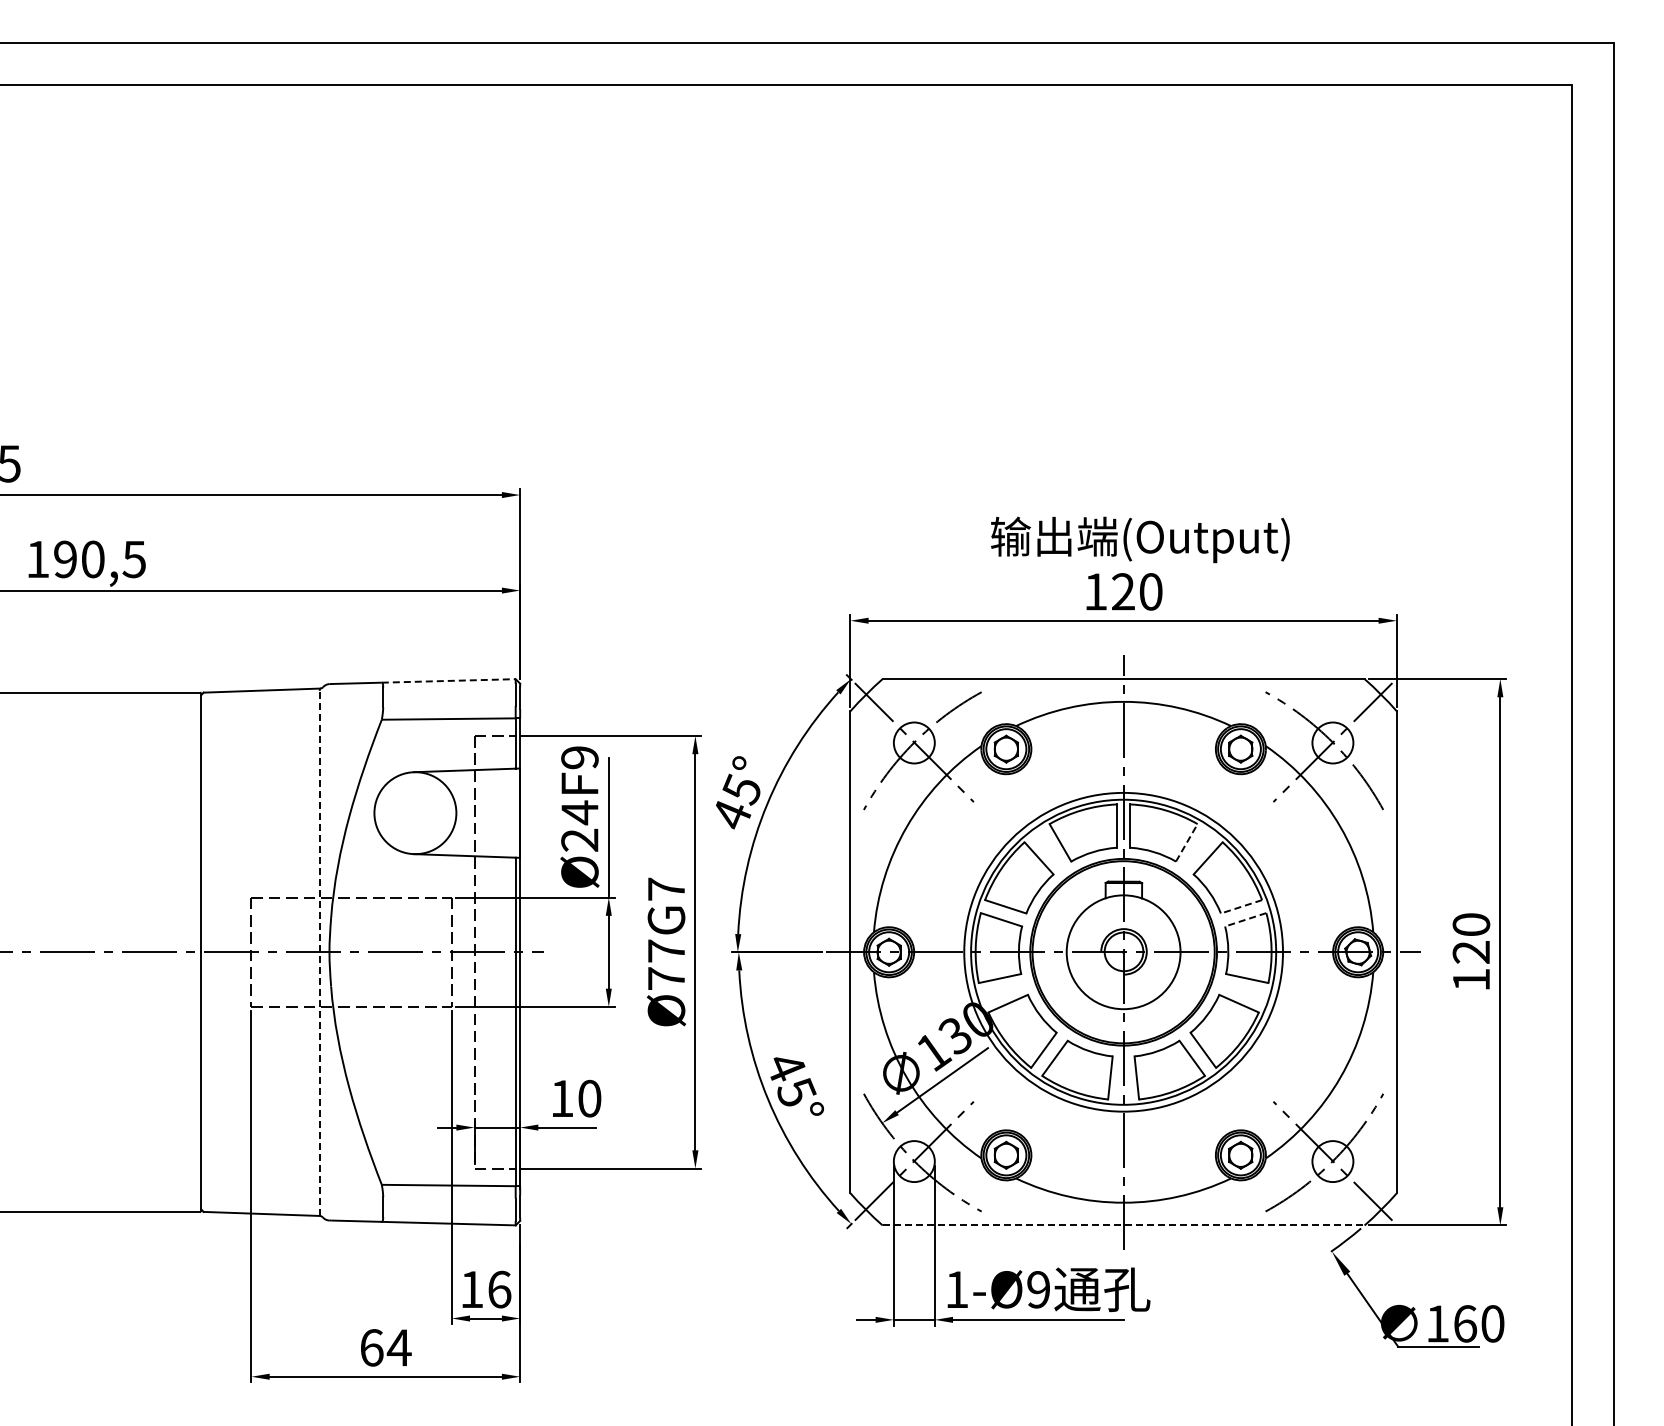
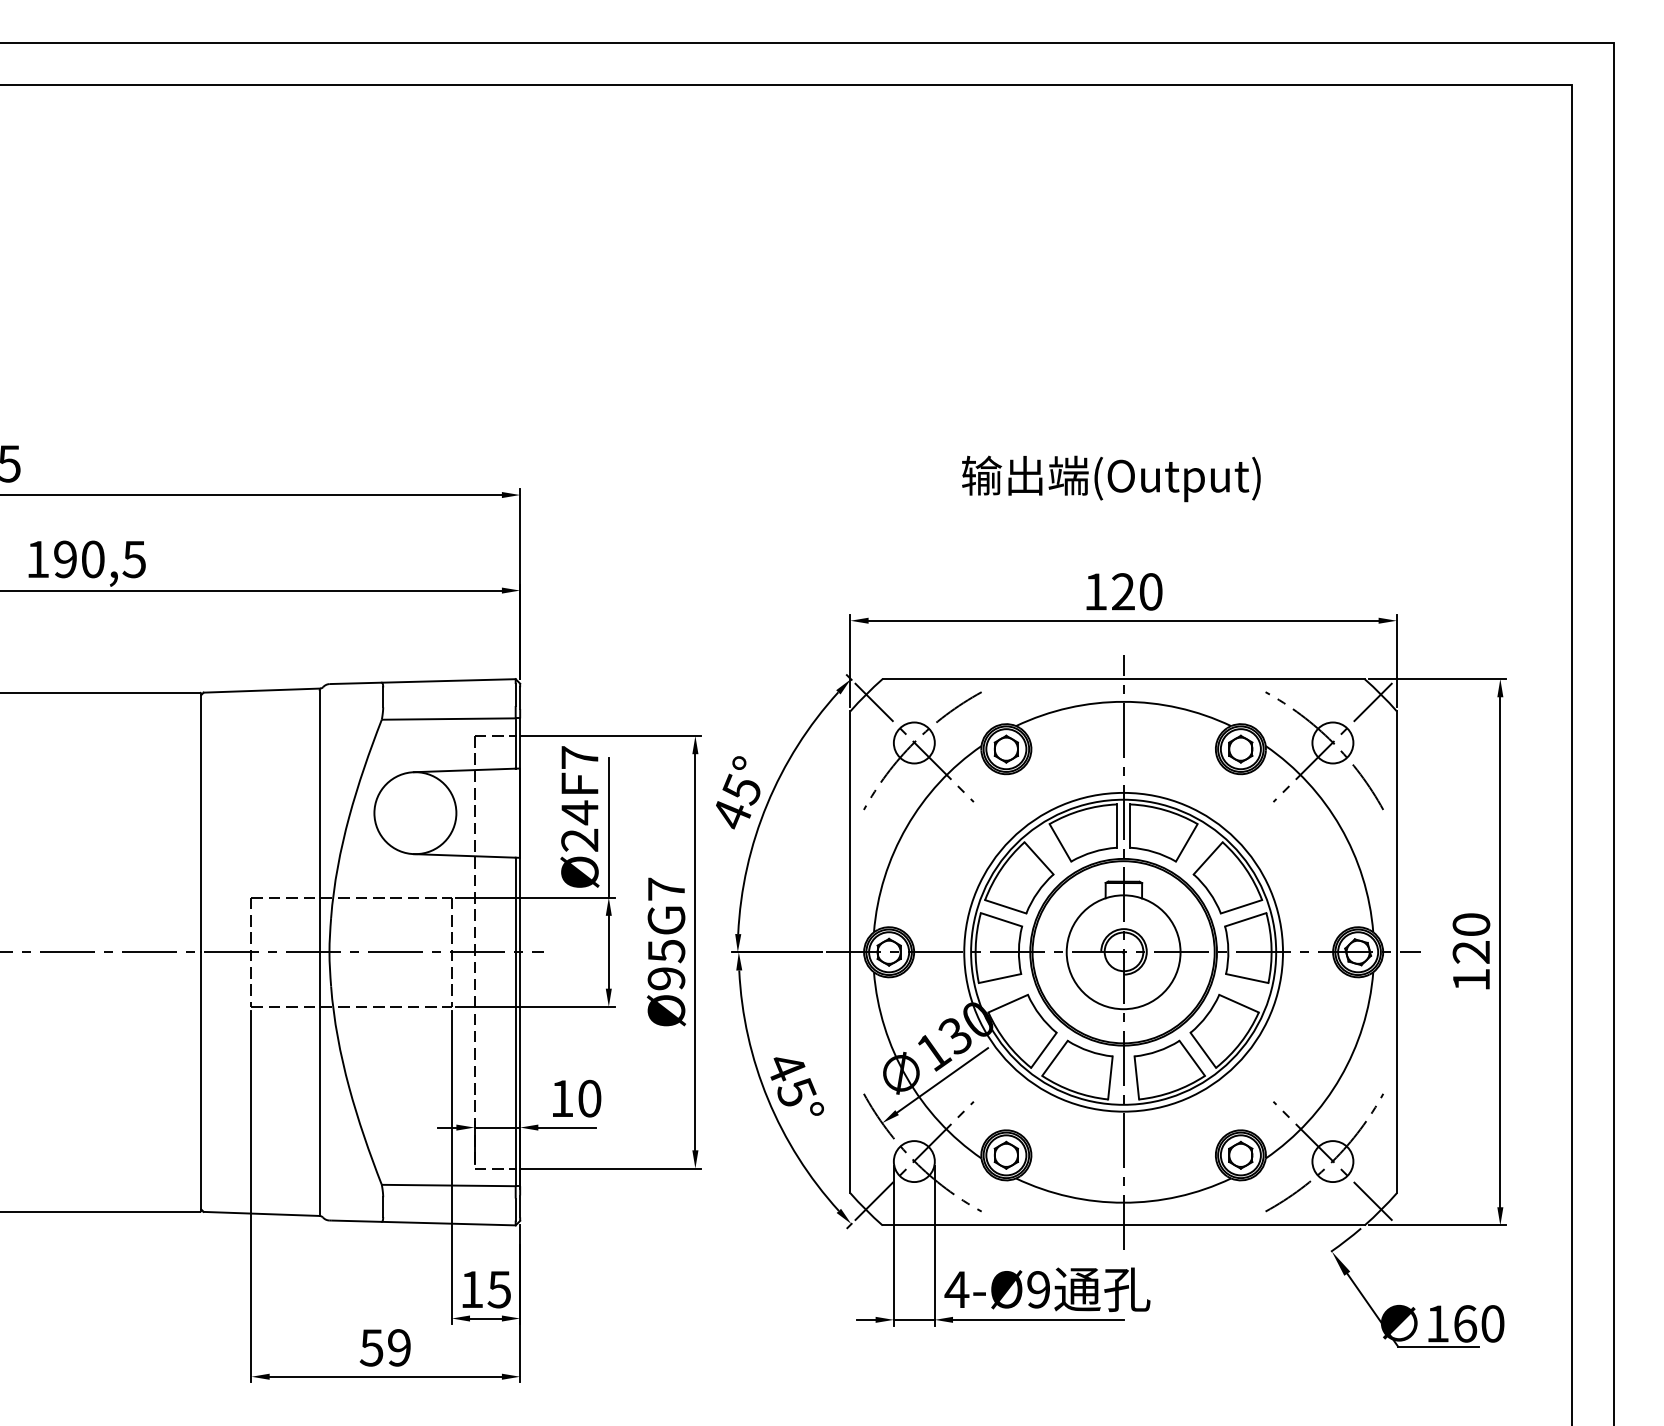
text position: (1140, 539) -> (1111, 478) (1111, 478)
line: dashed -> solid (448, 680)
text: Ø24F9 -> Ø24F7 (579, 757)
line: dashed -> solid (1186, 842)
line: dashed -> solid (1241, 906)
line: dashed -> solid (1245, 919)
line: dashed -> solid (319, 953)
text: Ø77G7 -> Ø95G7 (666, 964)
line: dashed -> solid (1123, 1225)
text: 16 -> 15 (499, 1289)
text: 1-Ø9 -> 4-Ø9 (956, 1289)
text: 64 -> 59 (385, 1347)
